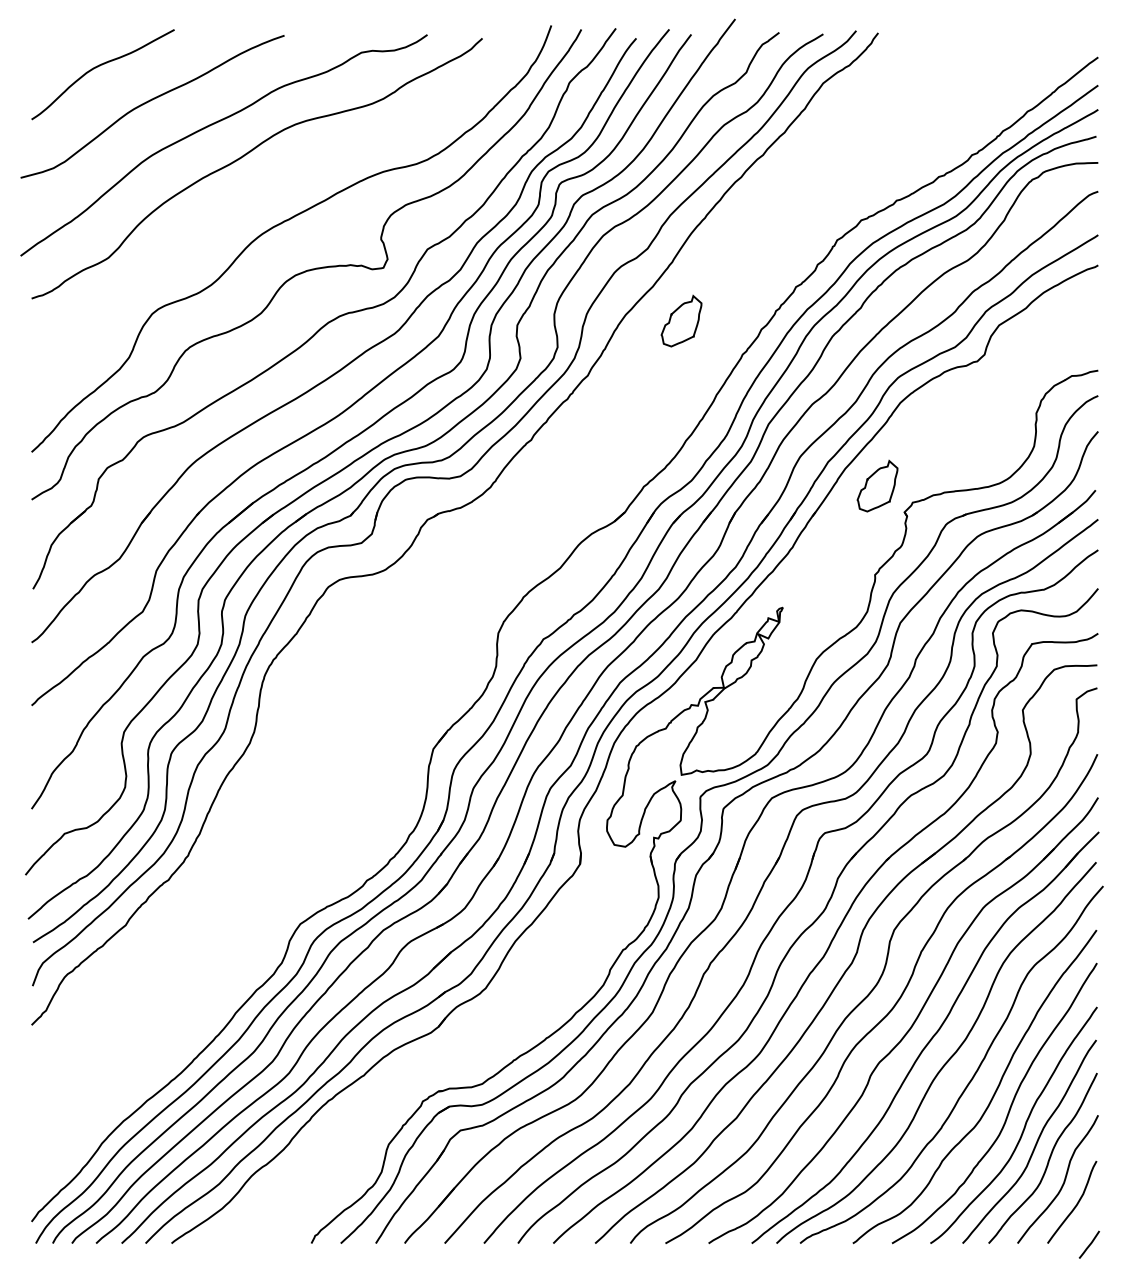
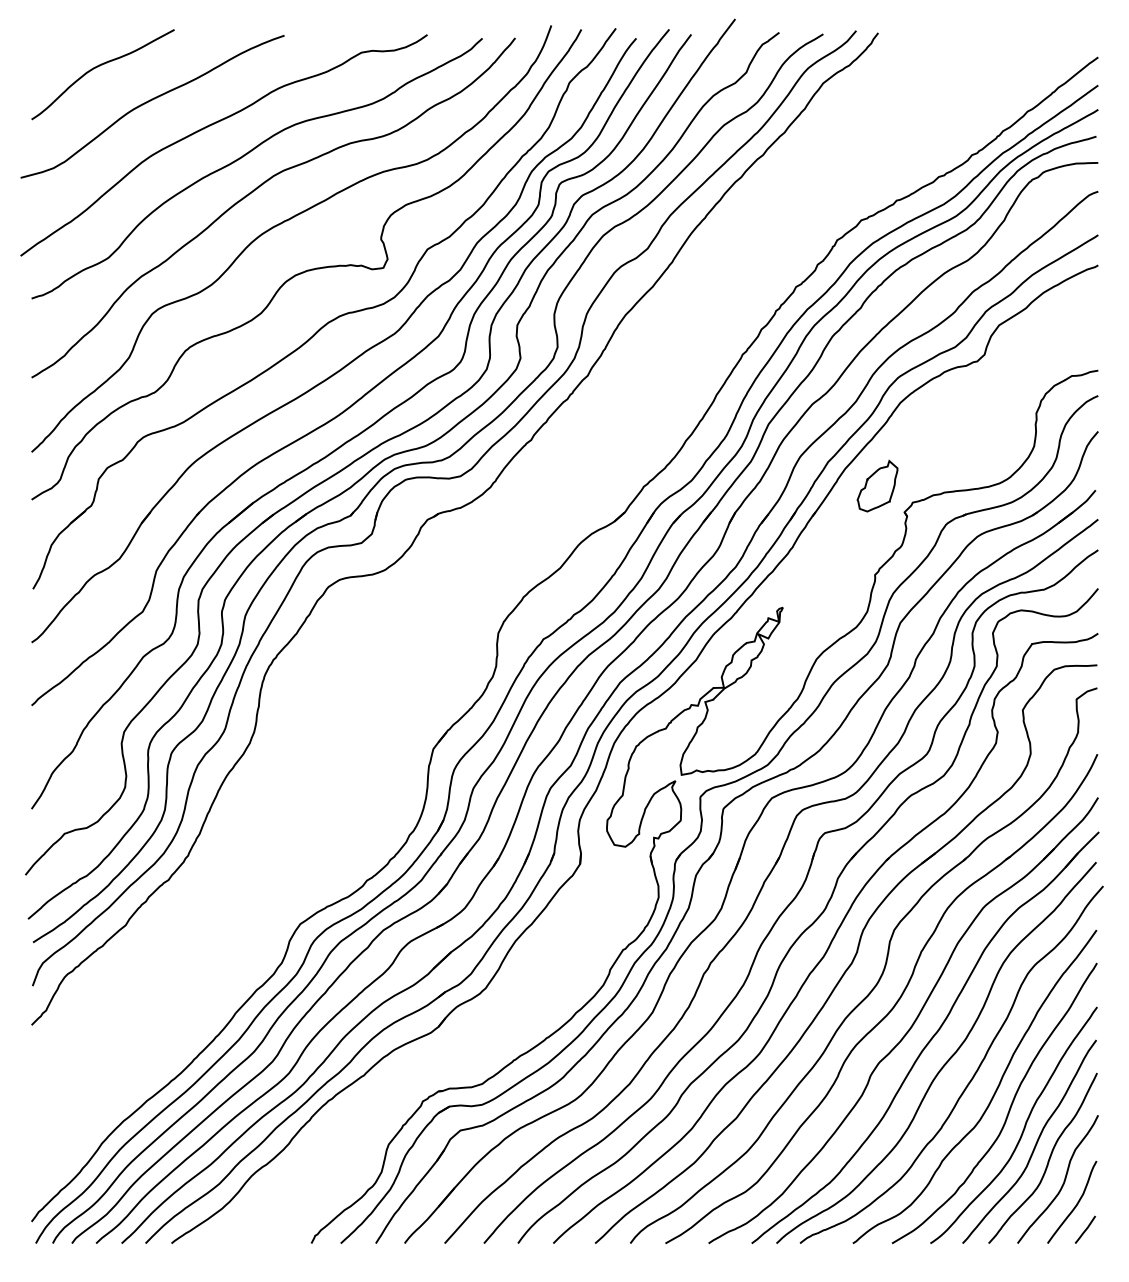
curve: none -> present (257, 189)
part: present -> none (681, 320)
line position: (1089, 1244) -> (1085, 1229) (1085, 1229)
